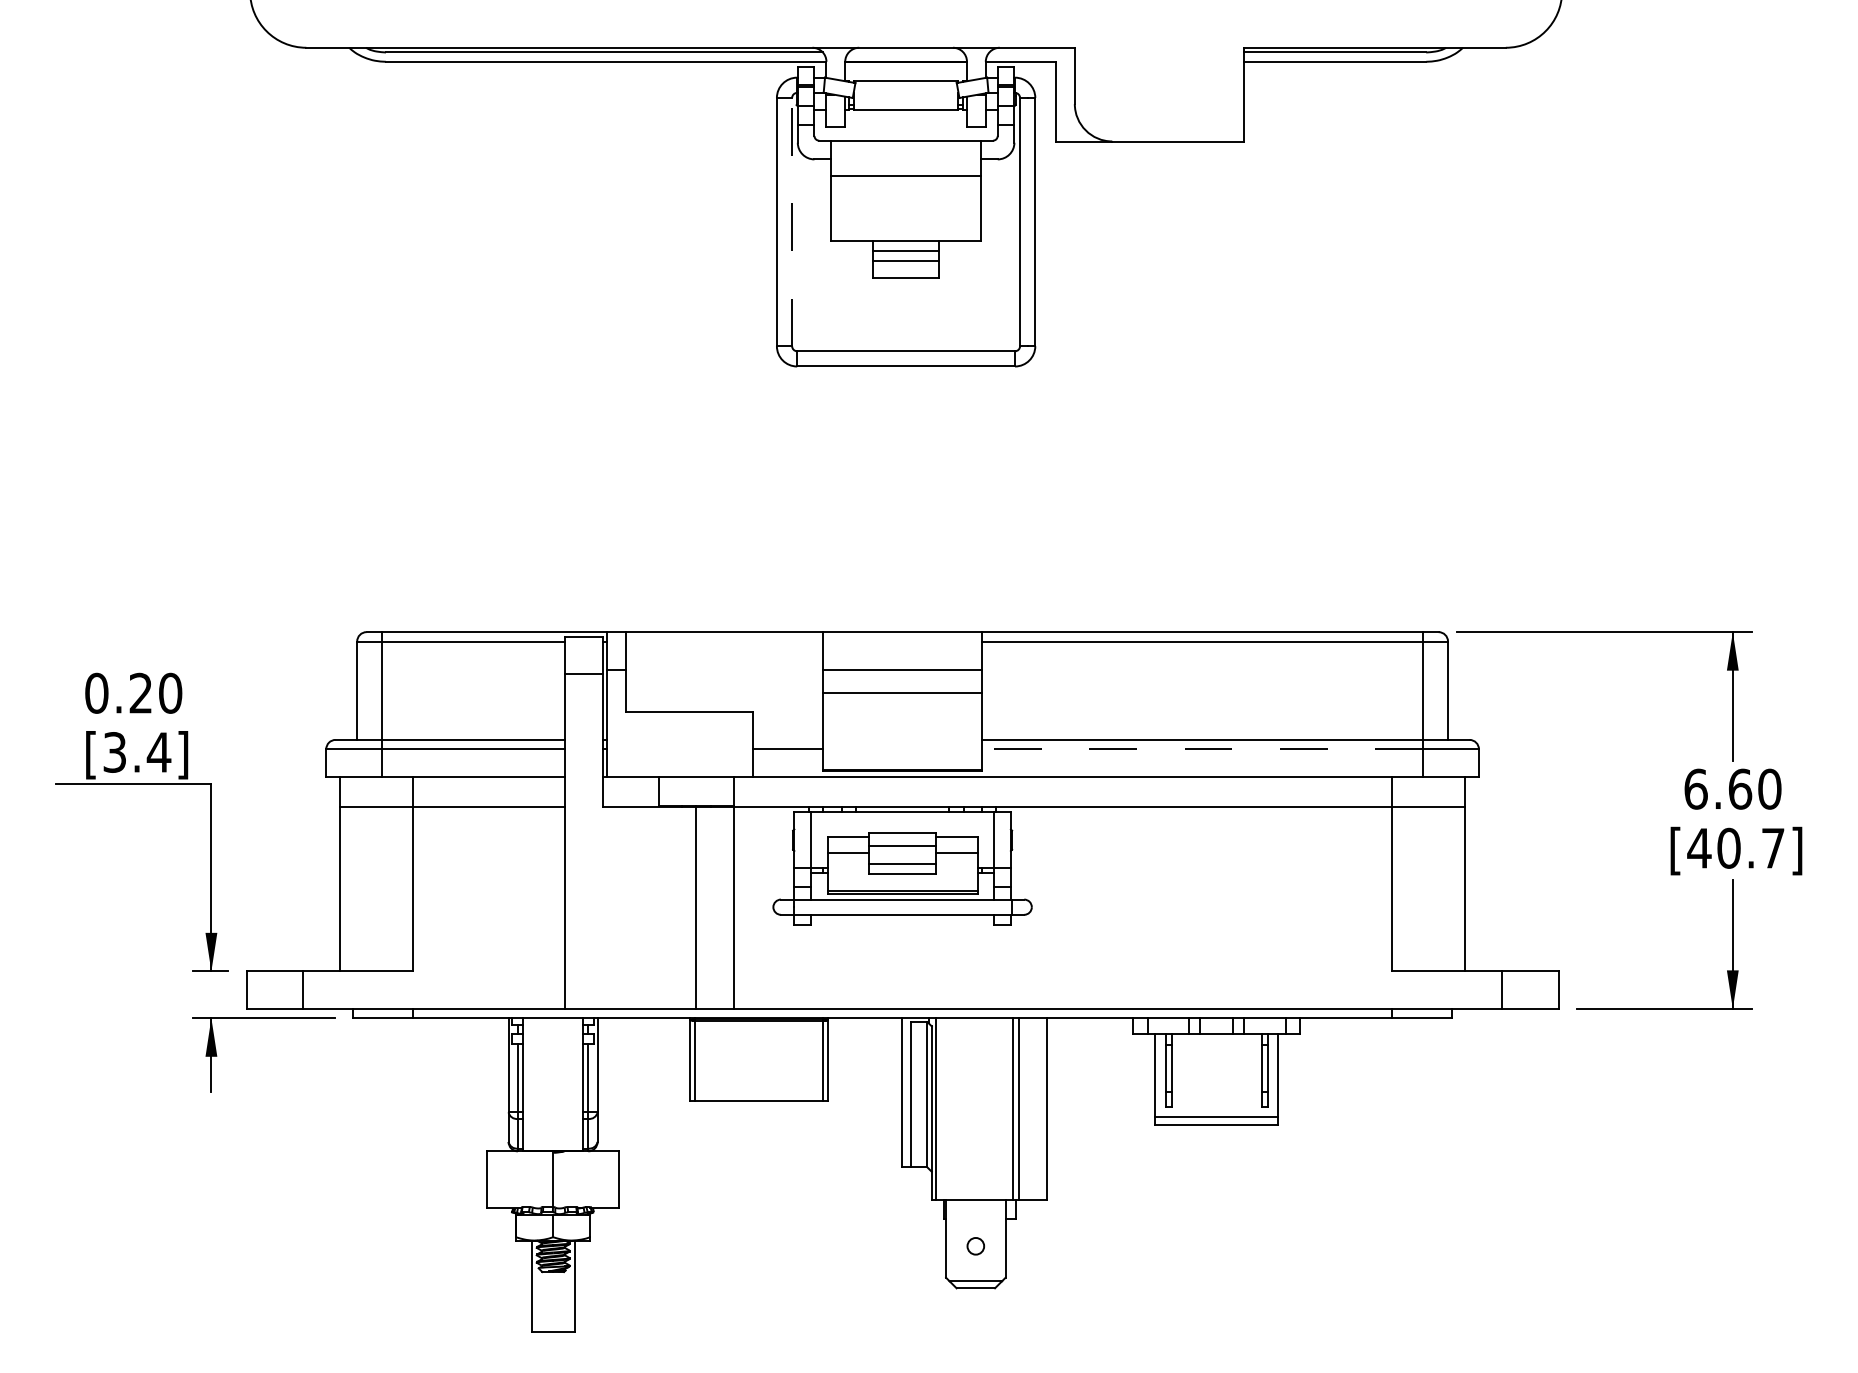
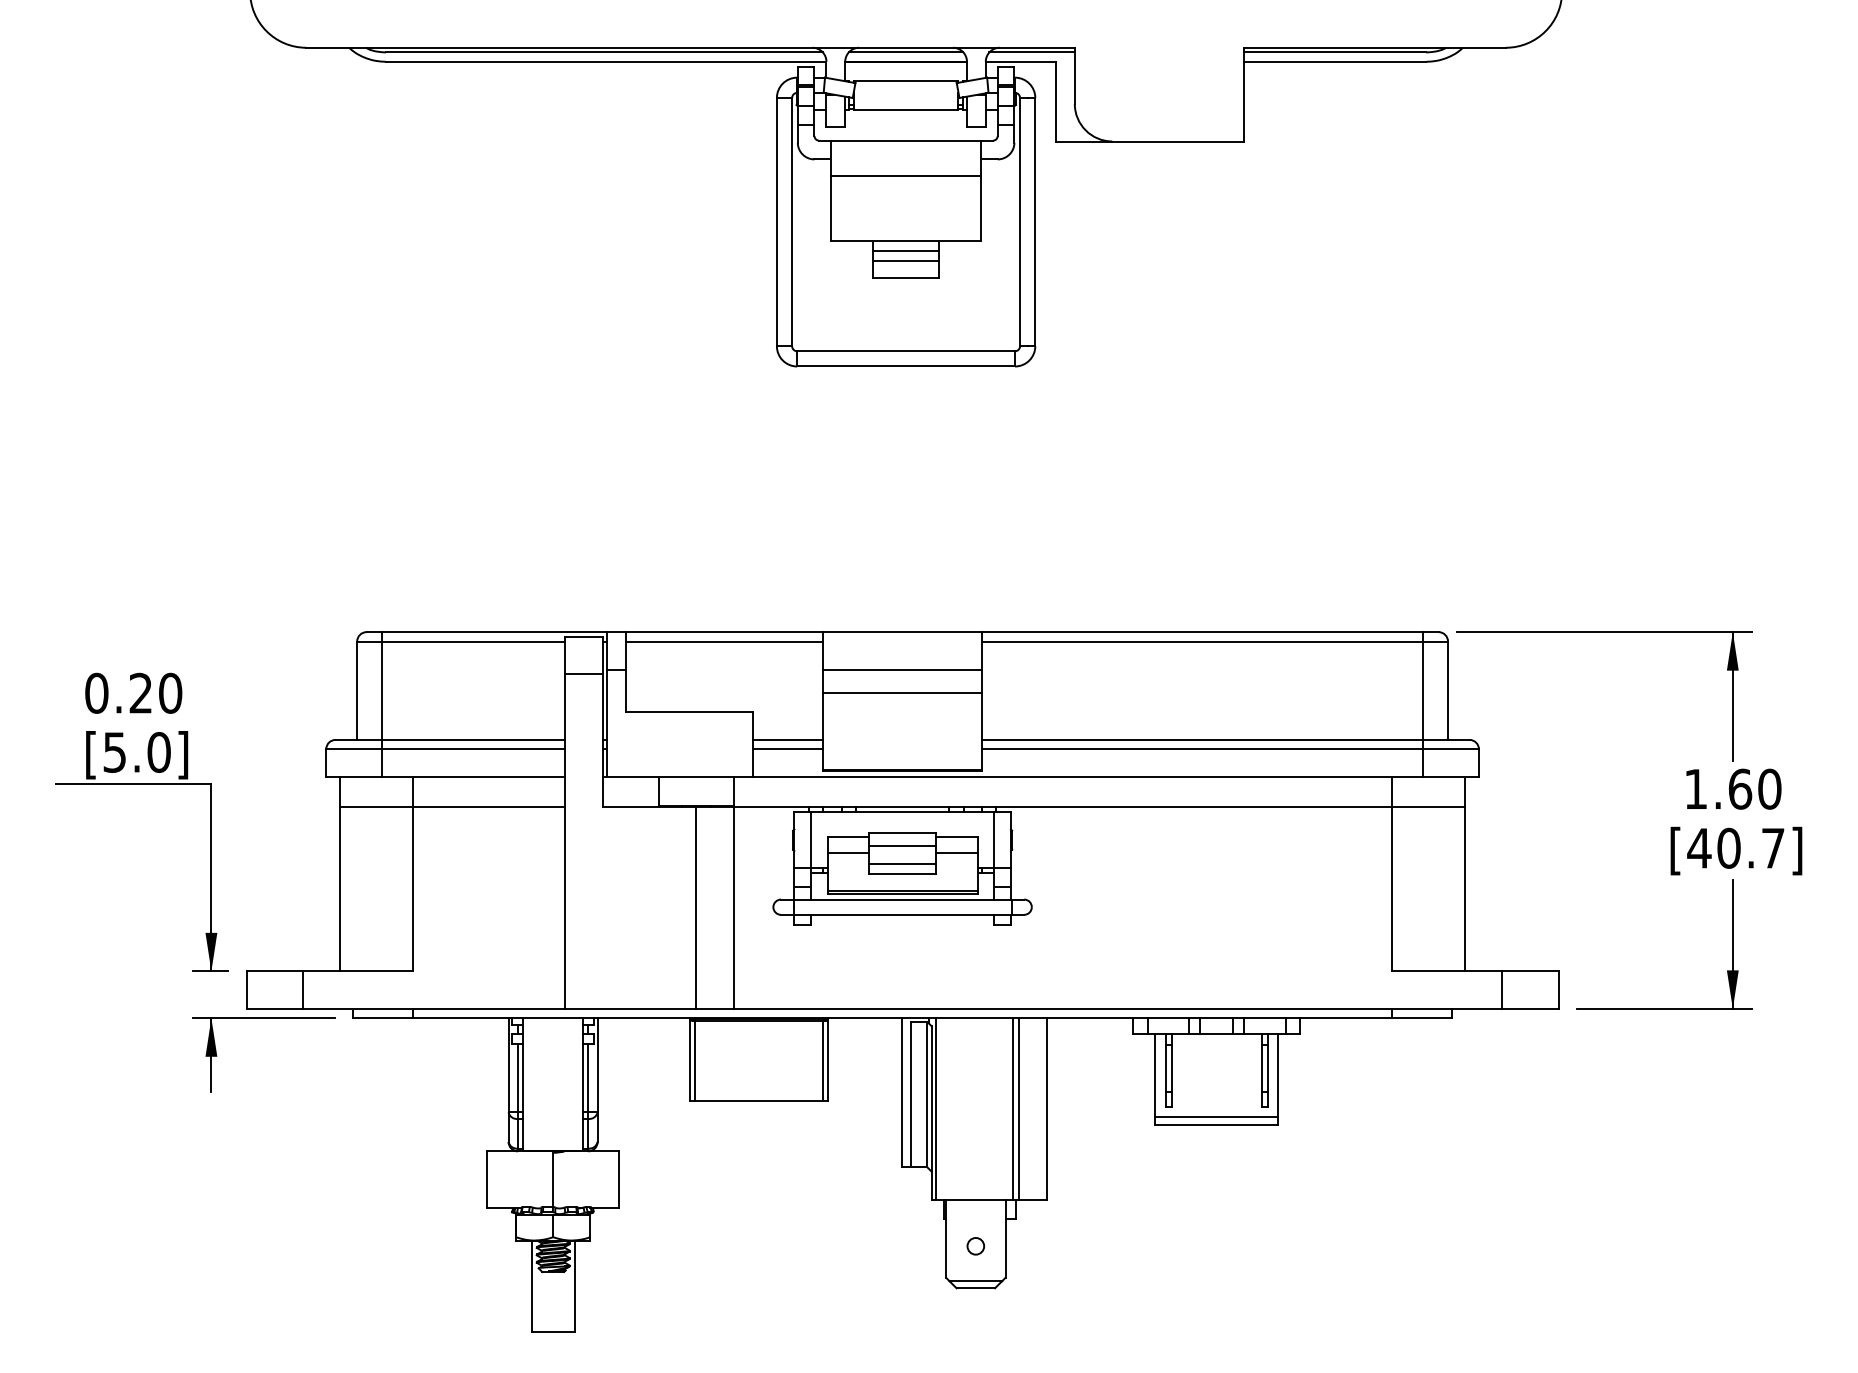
line: none -> present (905, 52)
line: none -> present (1031, 52)
line: dashed -> solid (792, 221)
line: none -> present (724, 641)
line: none -> present (787, 739)
line: dashed -> solid (1202, 749)
text: [3.4] -> [5.0] (137, 752)
text: 6.60 -> 1.60 (1695, 788)
